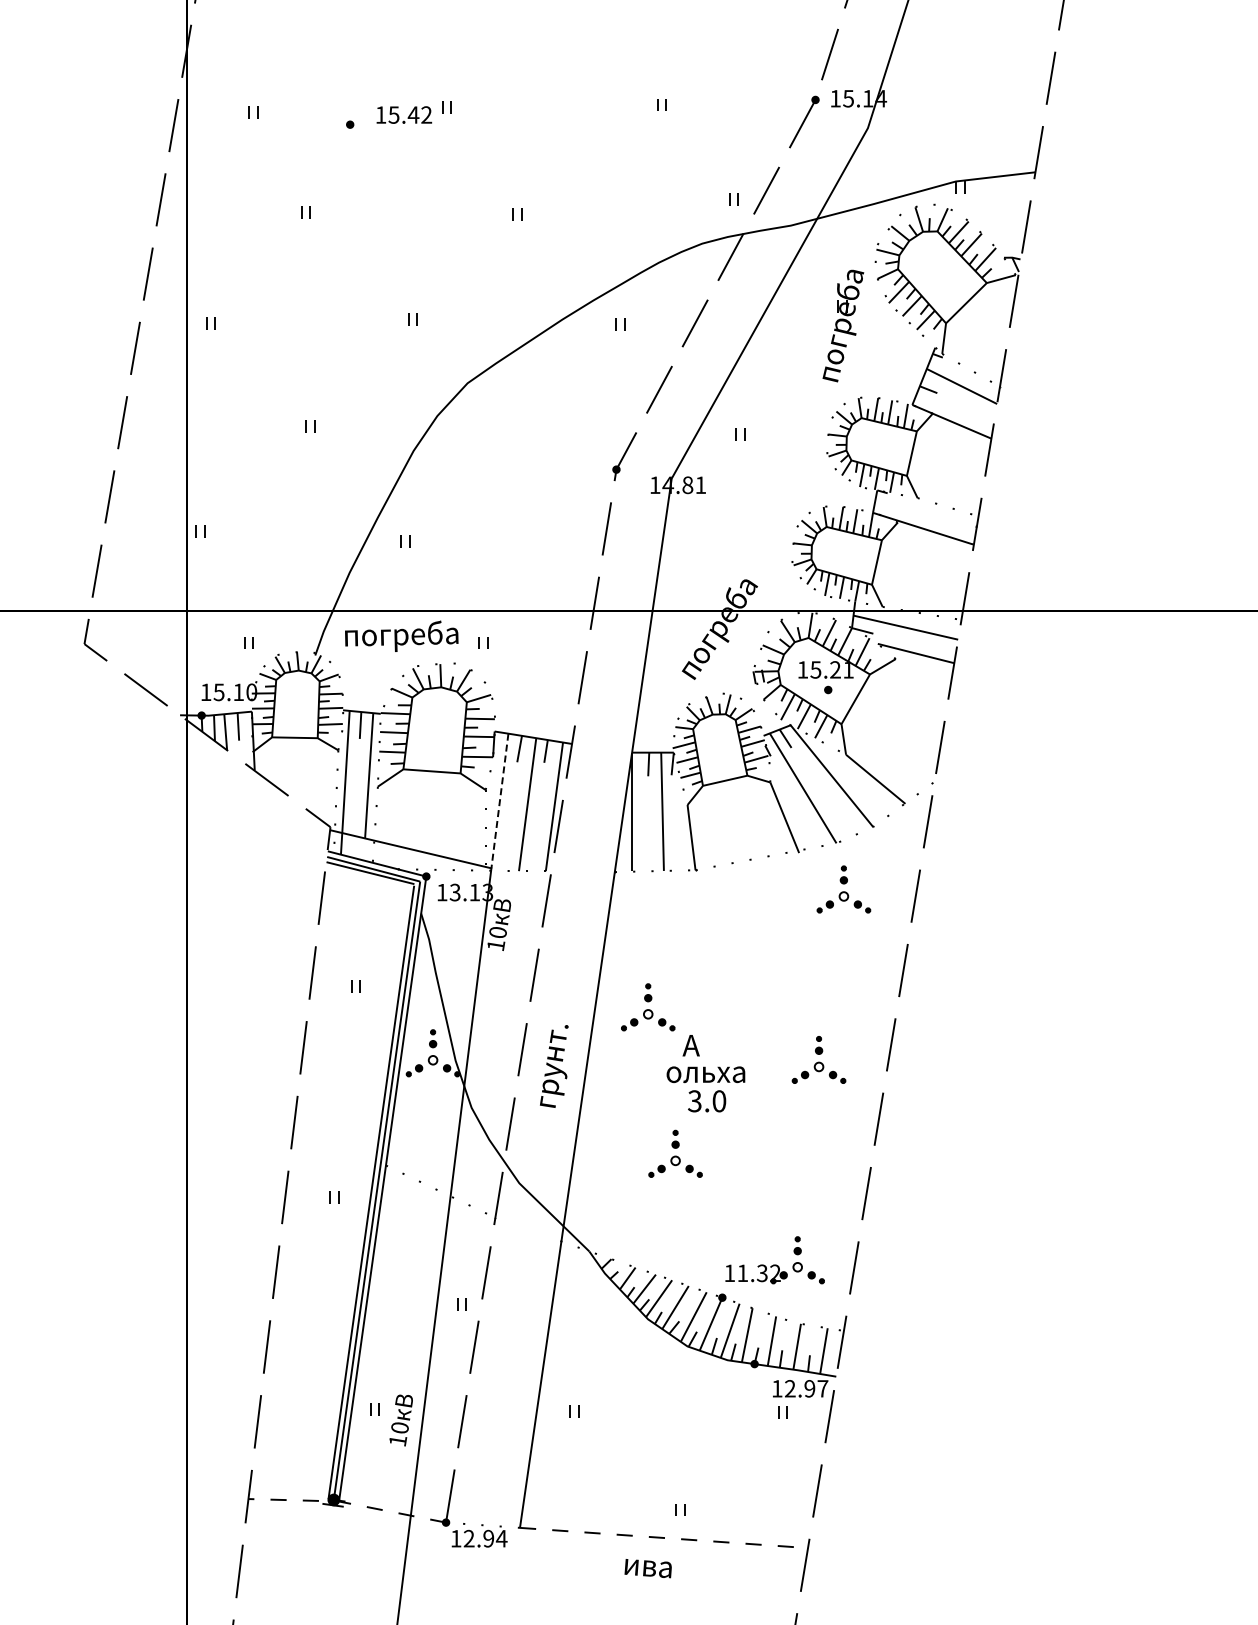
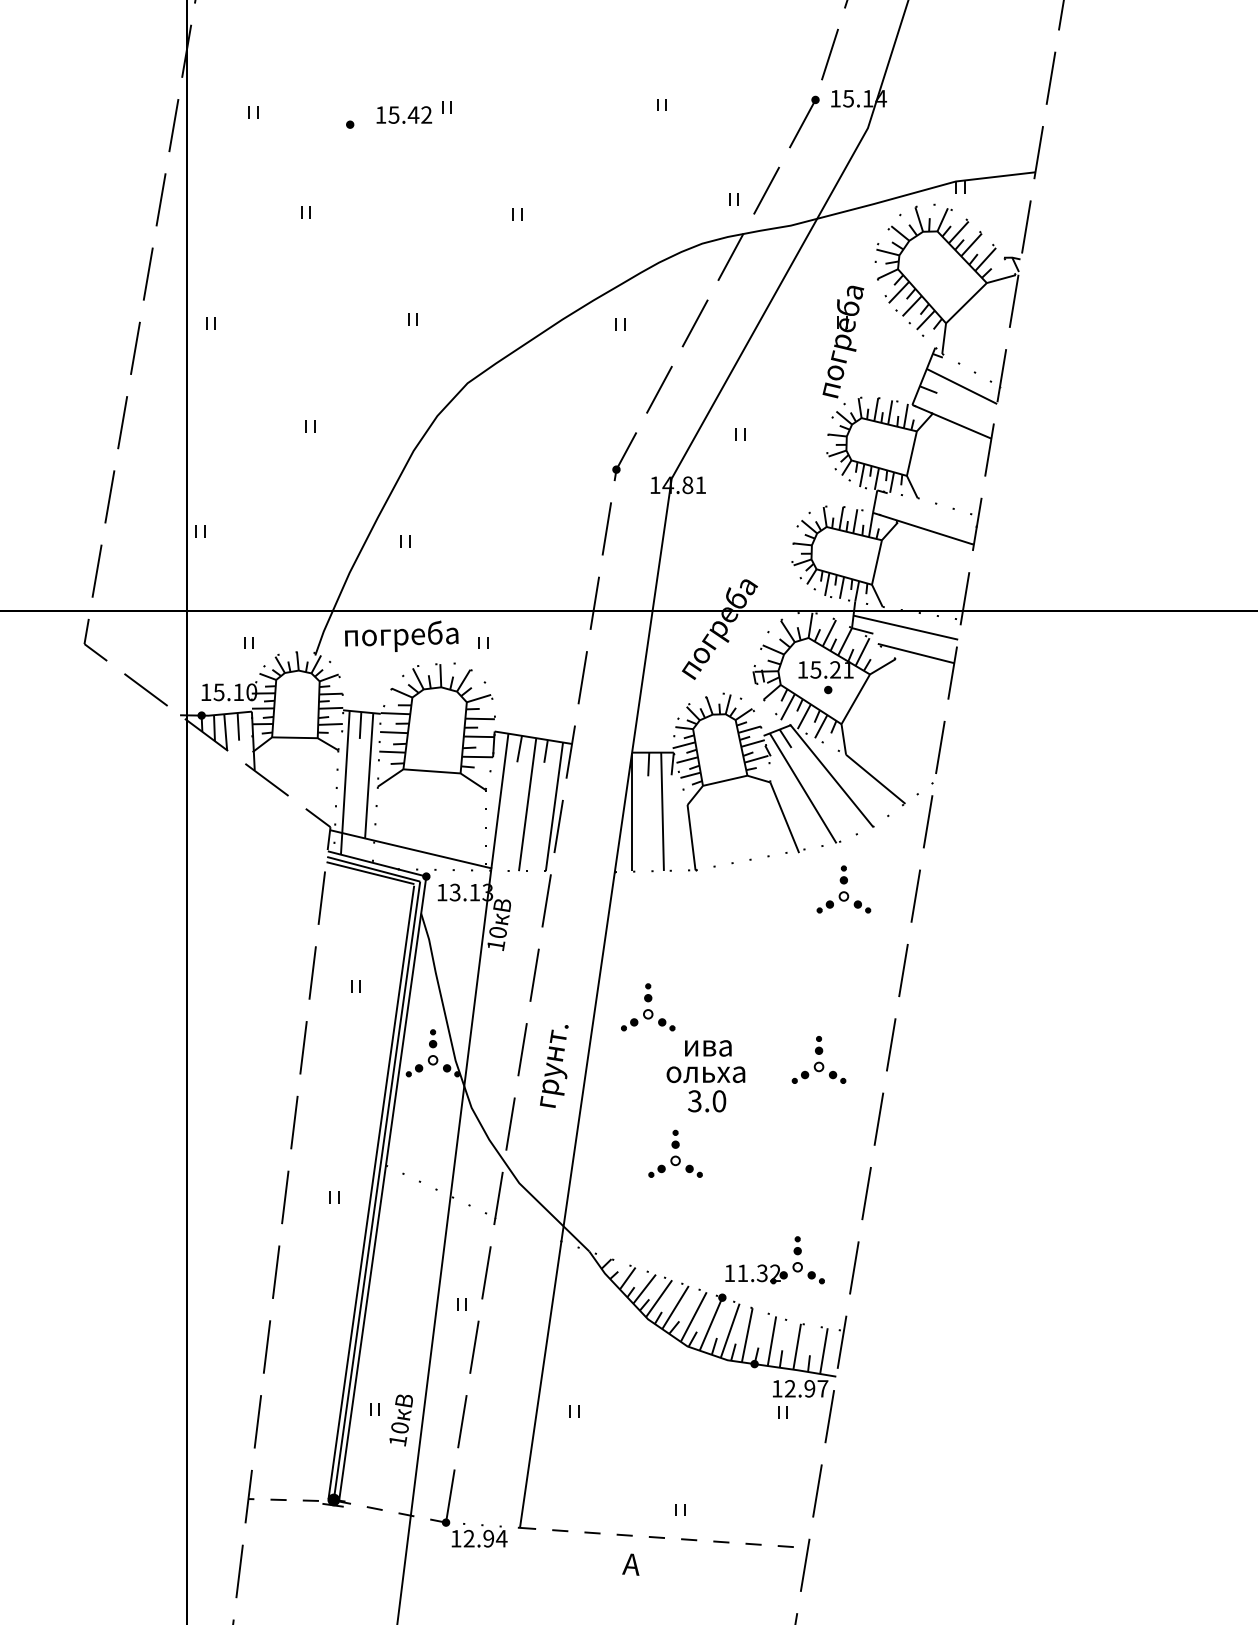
part position: (843, 325) -> (843, 341) (843, 341)
line: dashed -> solid (499, 801)
text: А -> ива (706, 1045)
text: ива -> А (646, 1565)
